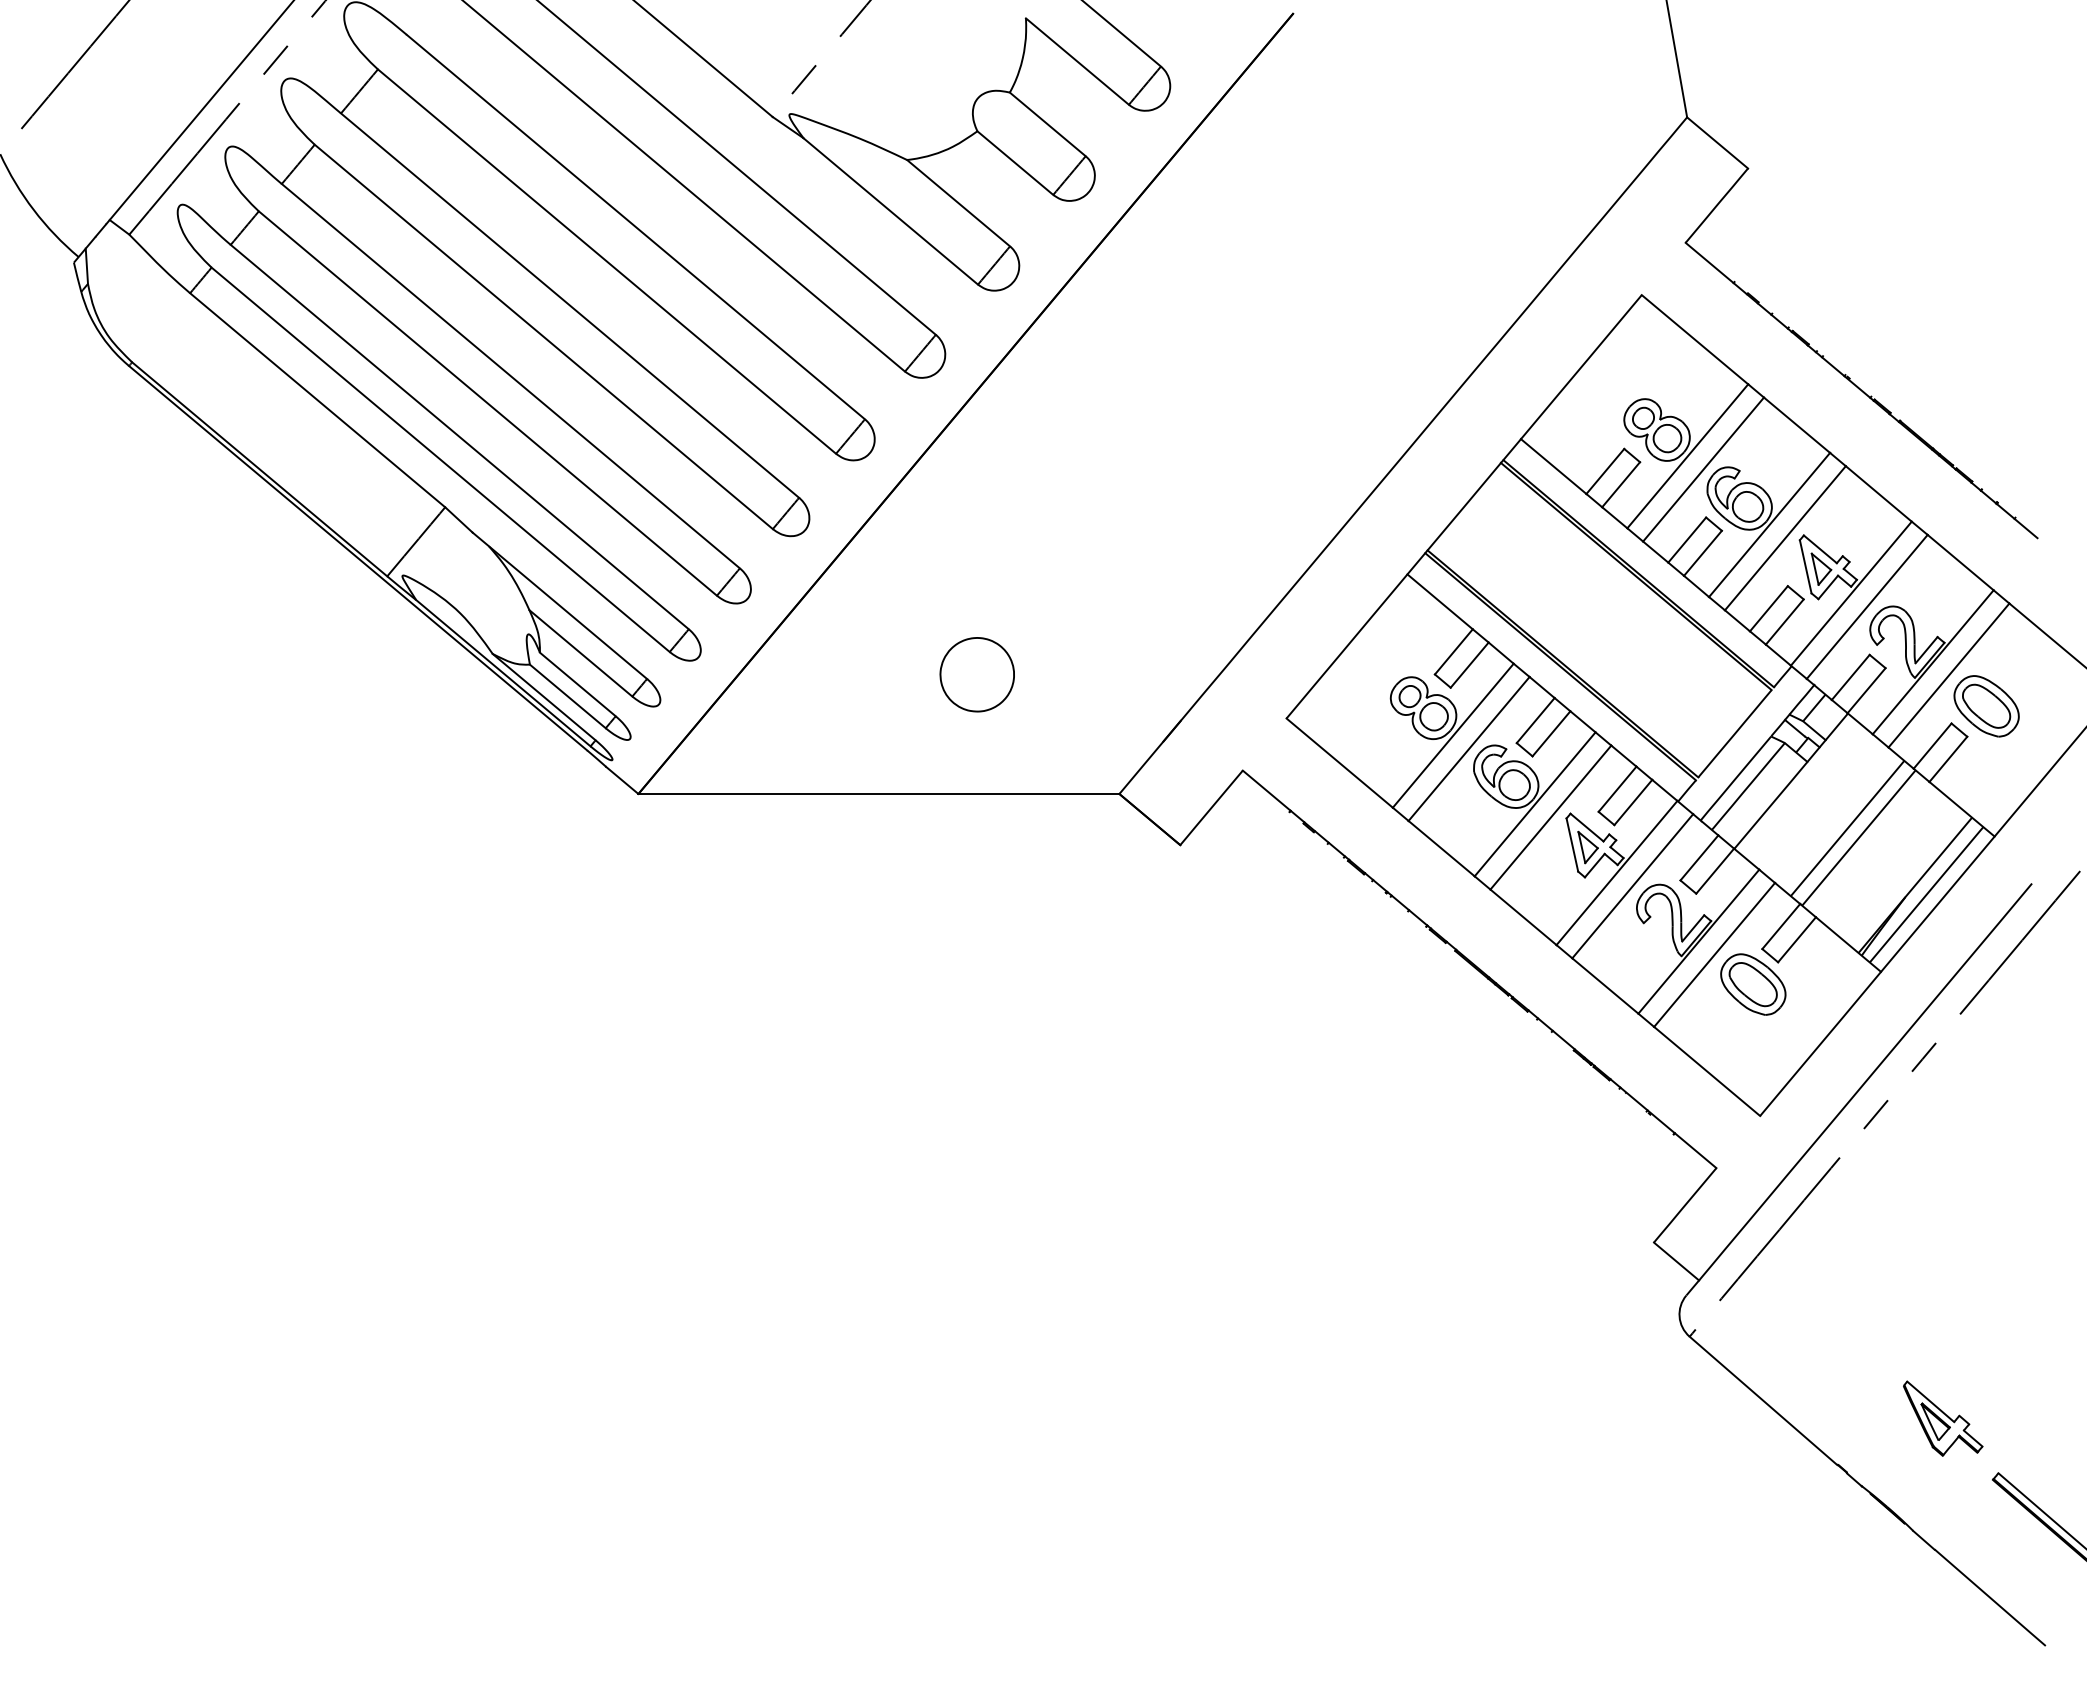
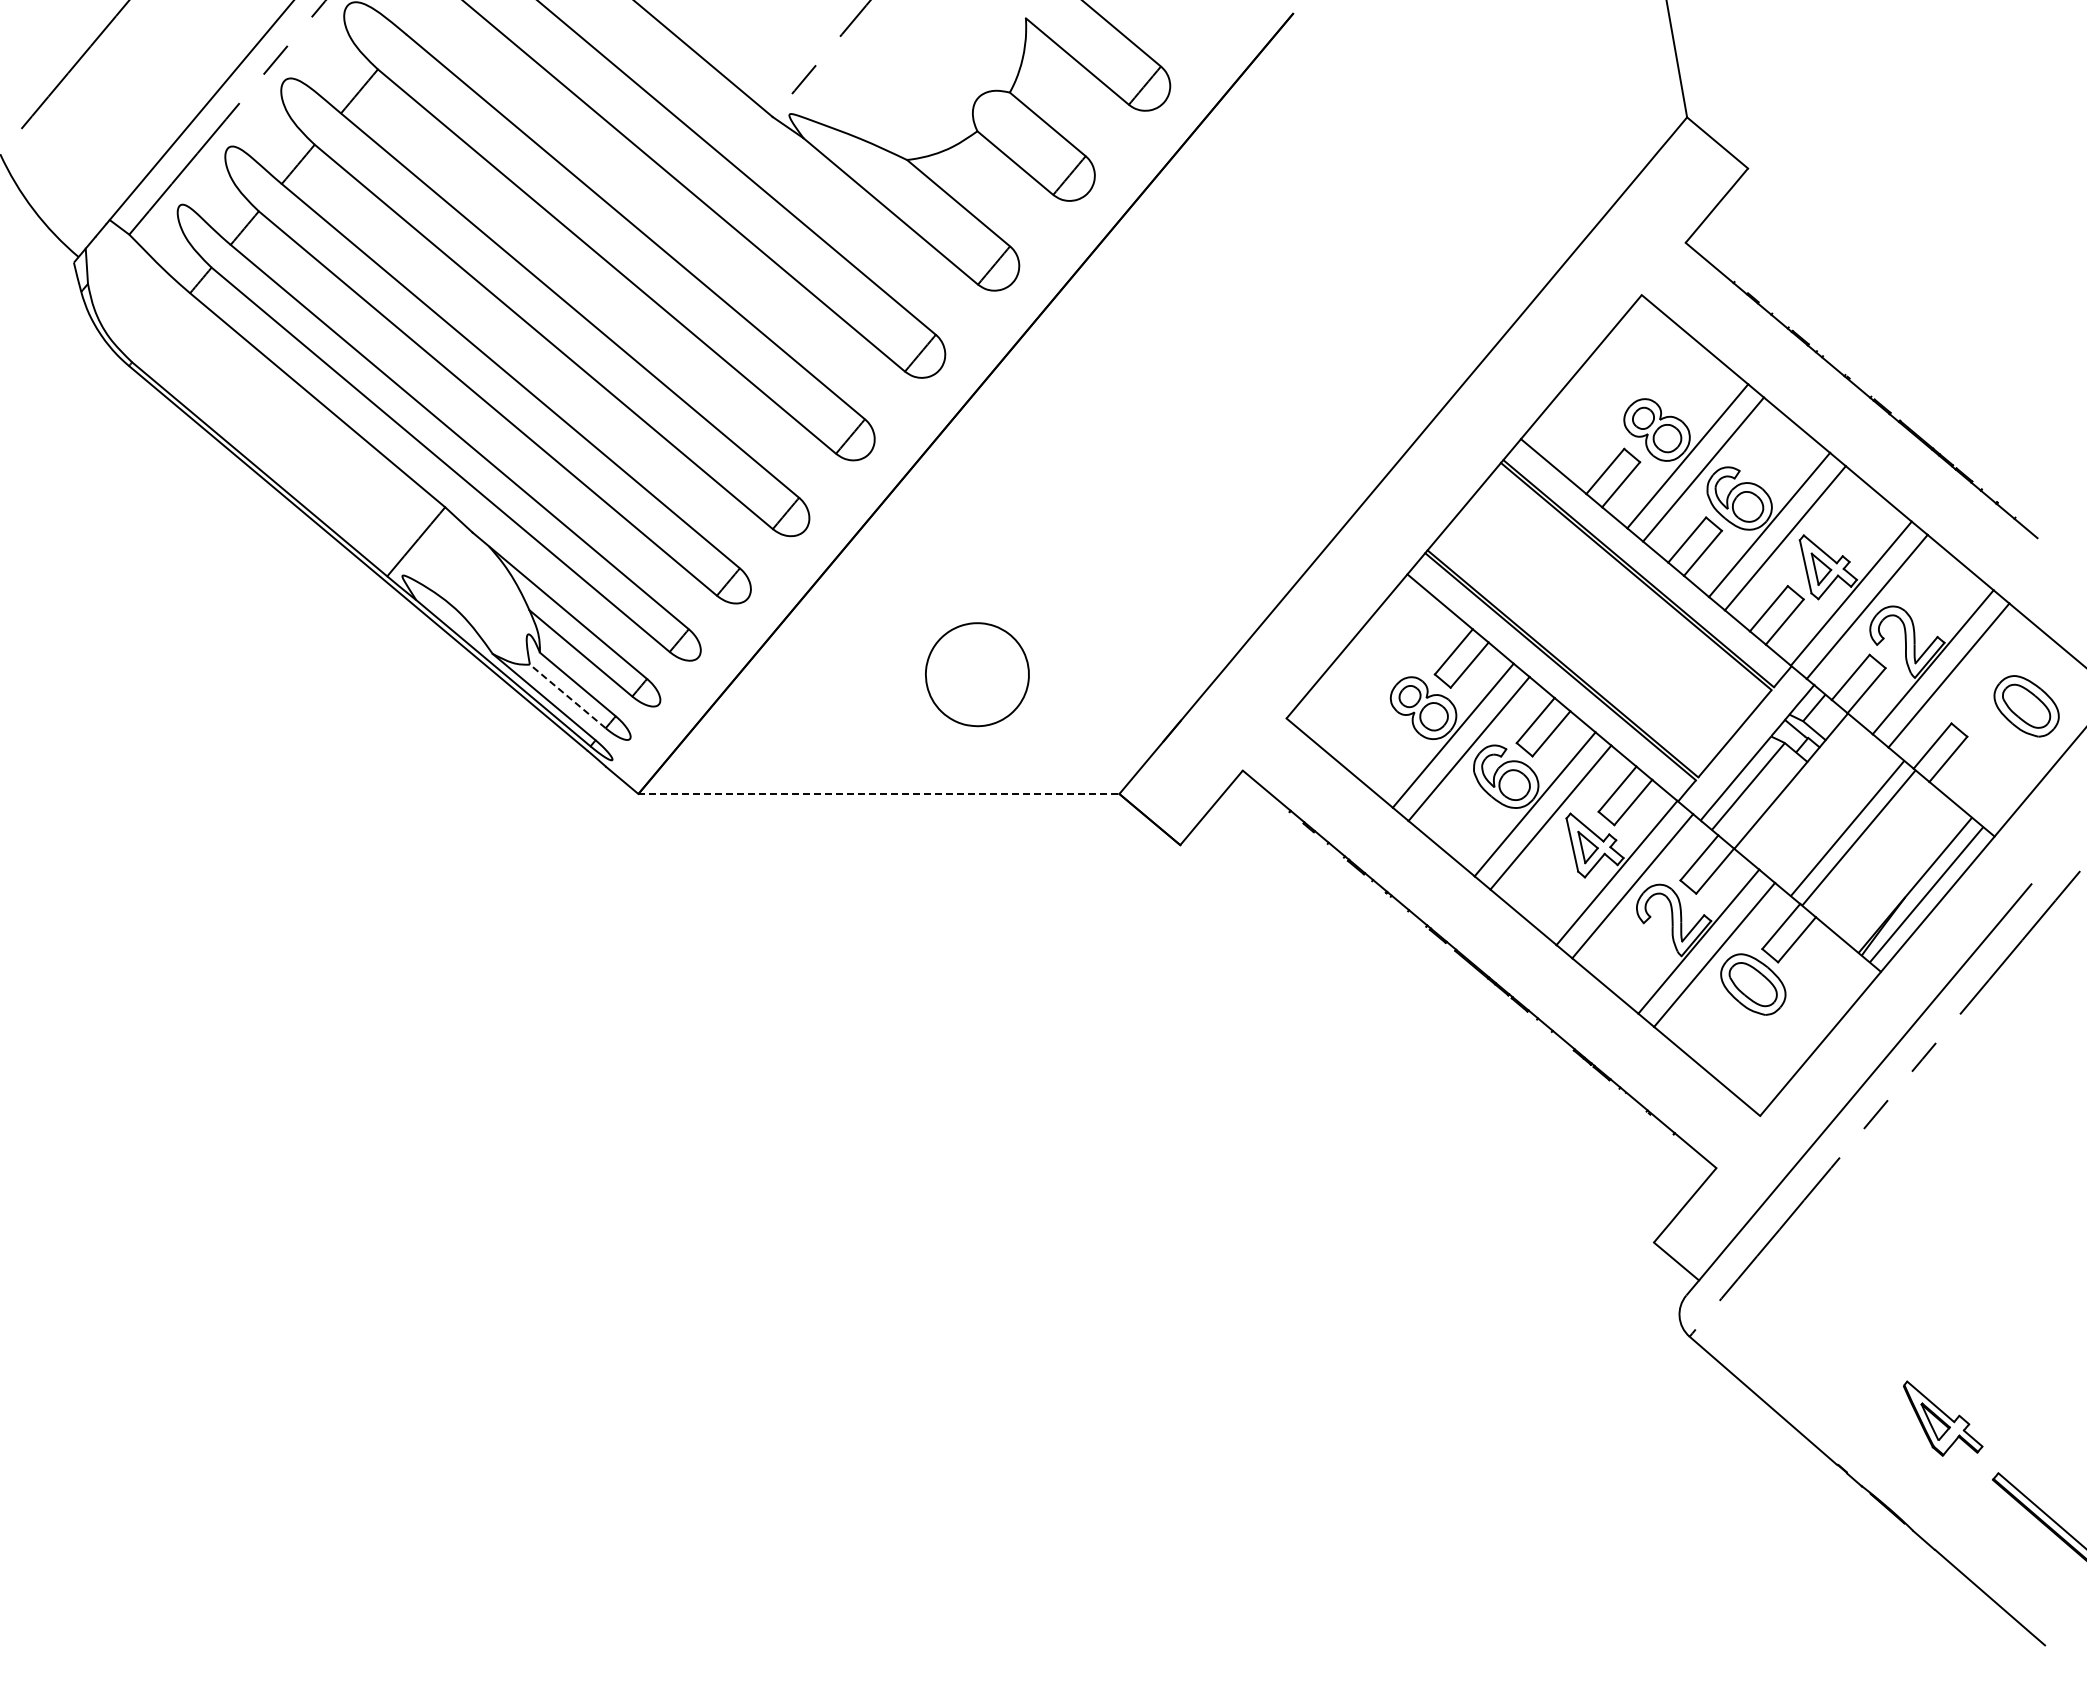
part size: 76x76 px -> 105x106 px (977, 674)
line: solid -> dashed (567, 696)
part position: (1986, 706) -> (2026, 706) (2026, 706)
line: solid -> dashed (879, 794)
